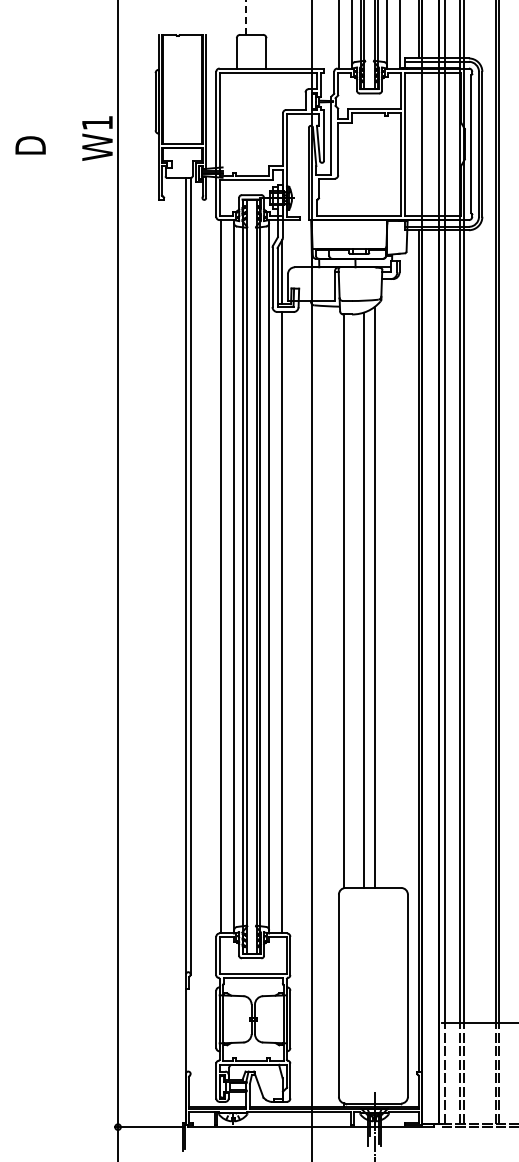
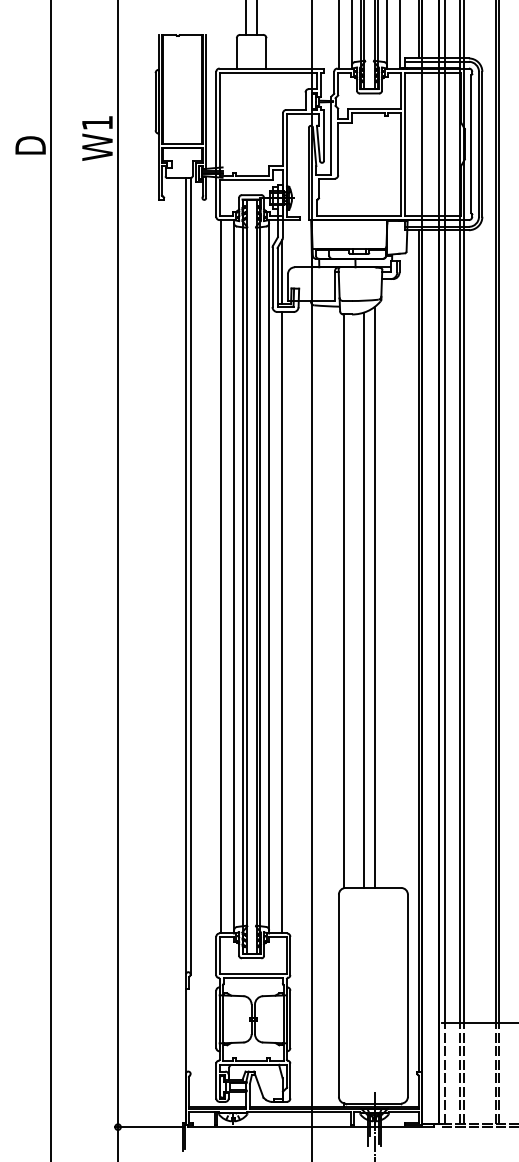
line: dashed -> solid (245, 17)
line: none -> present (257, 18)
line: none -> present (51, 580)
